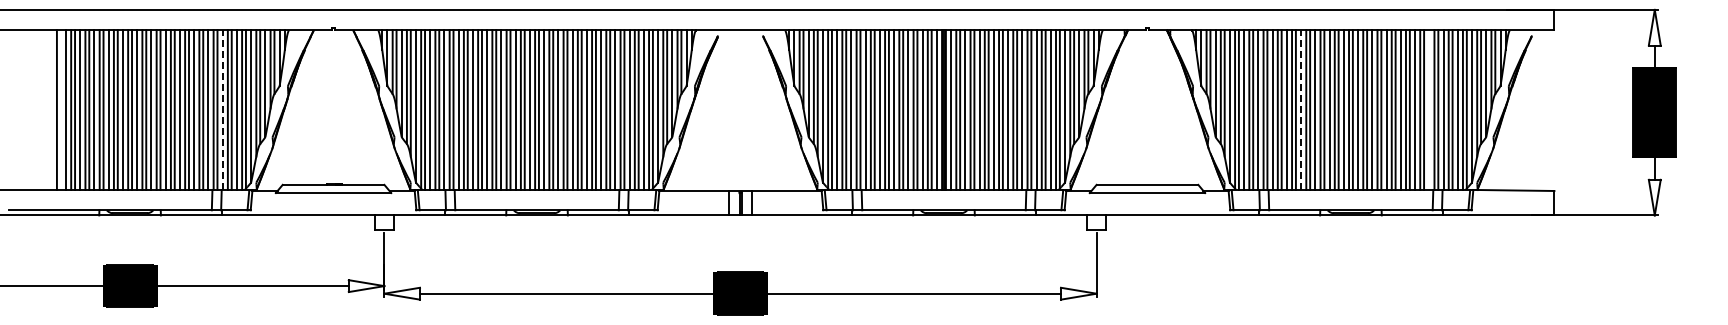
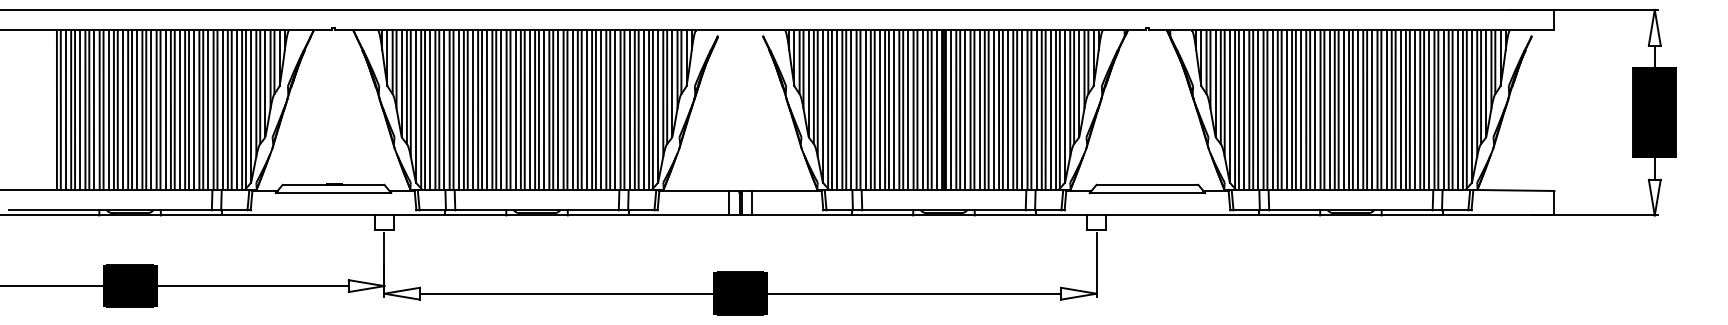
line: none -> present (60, 109)
line: none -> present (1429, 109)
line: dashed -> solid (222, 110)
line: dashed -> solid (1301, 110)
